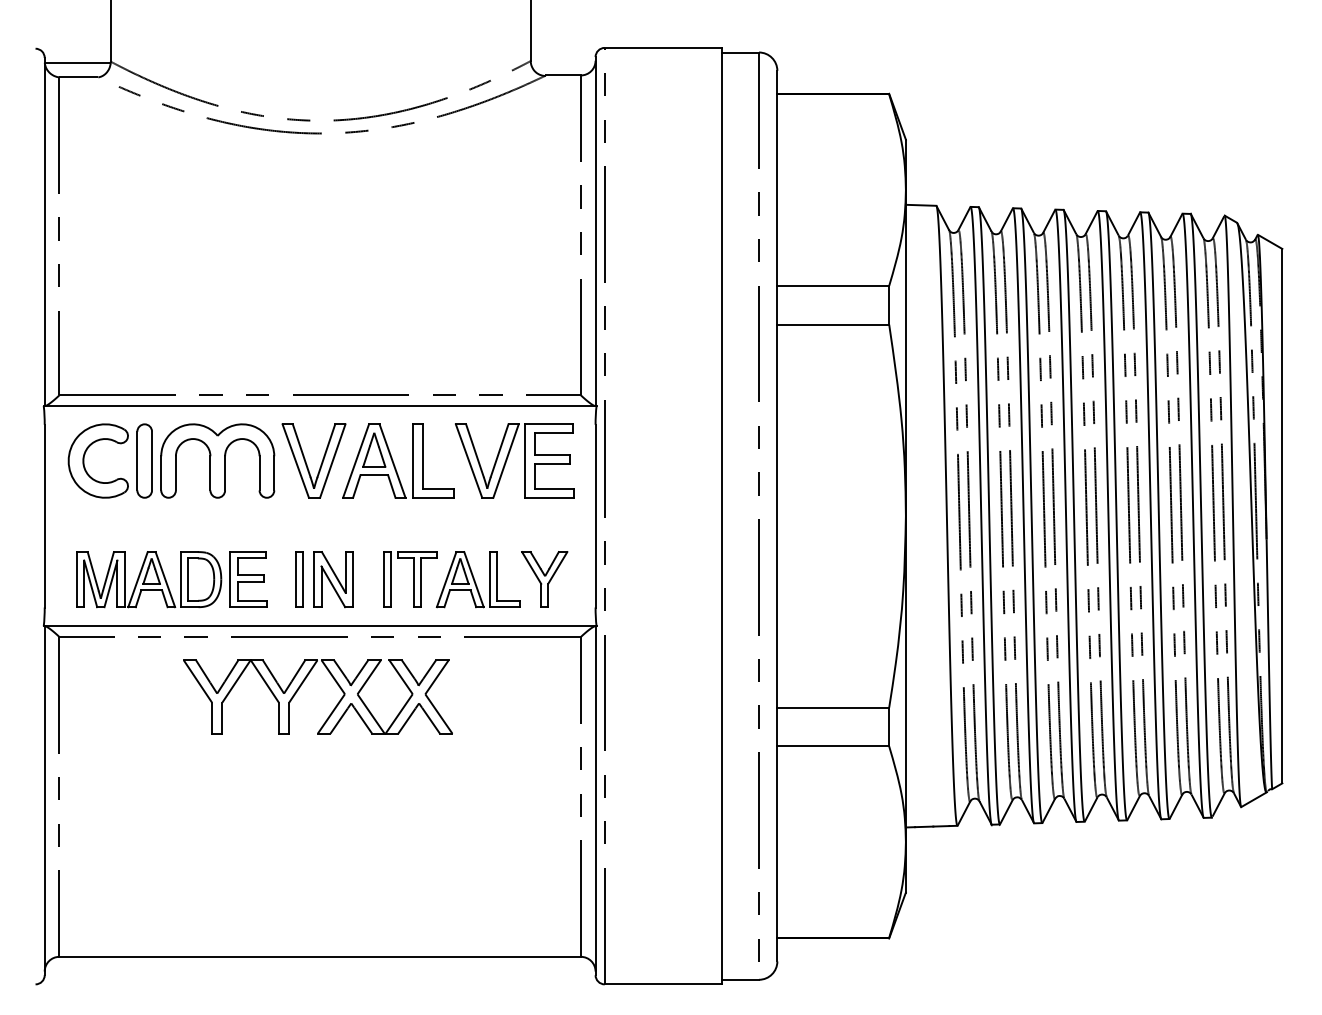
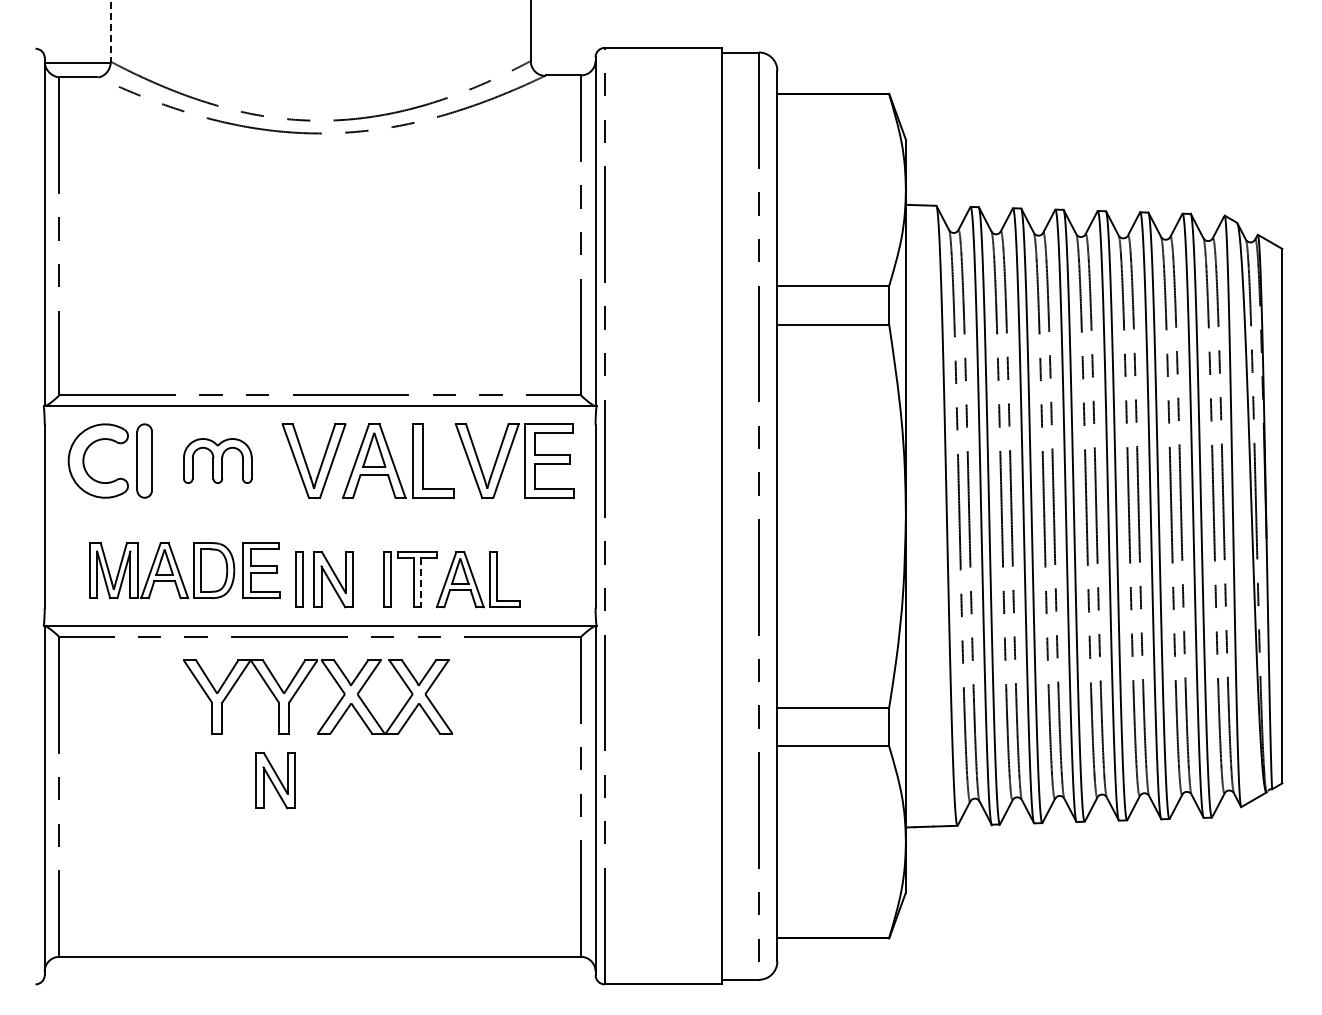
line: solid -> dashed (110, 31)
part size: 116x76 px -> 70x46 px (217, 460)
part position: (171, 579) -> (184, 570) (184, 570)
part: present -> none (544, 579)
line: solid -> dashed (421, 583)
part: none -> present (275, 780)
